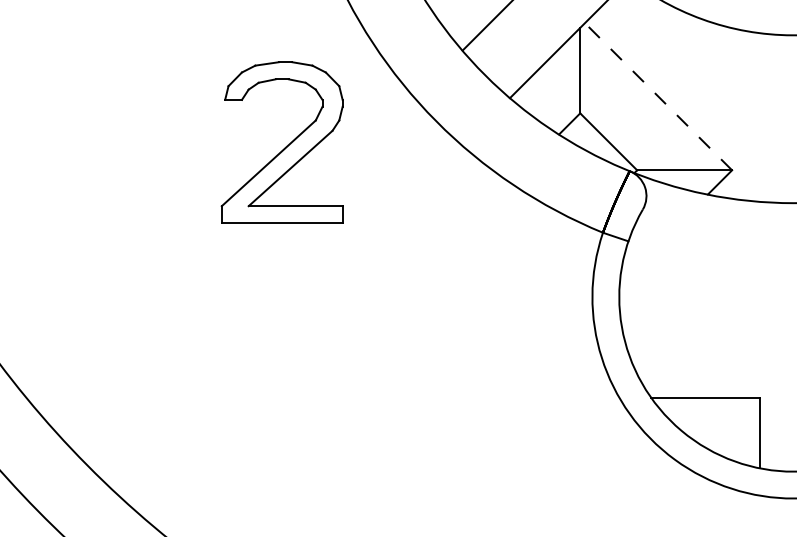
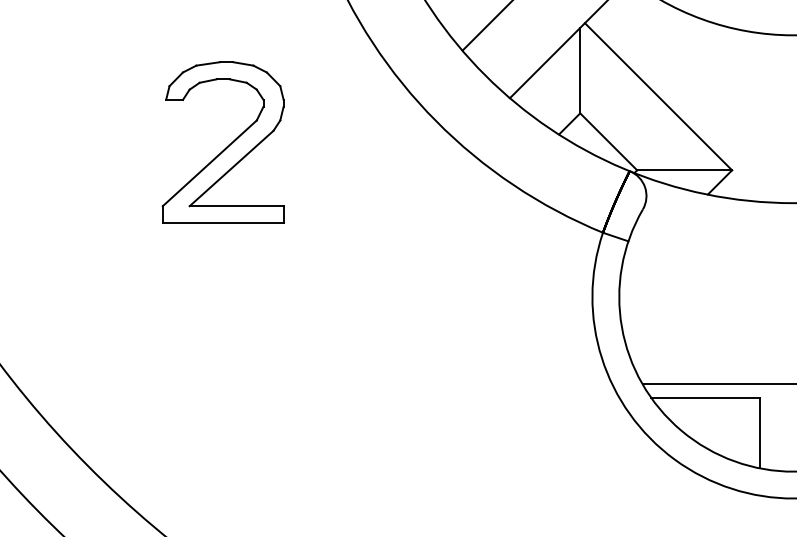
line: dashed -> solid (658, 96)
part position: (281, 142) -> (222, 142) (222, 142)
line: none -> present (717, 384)
